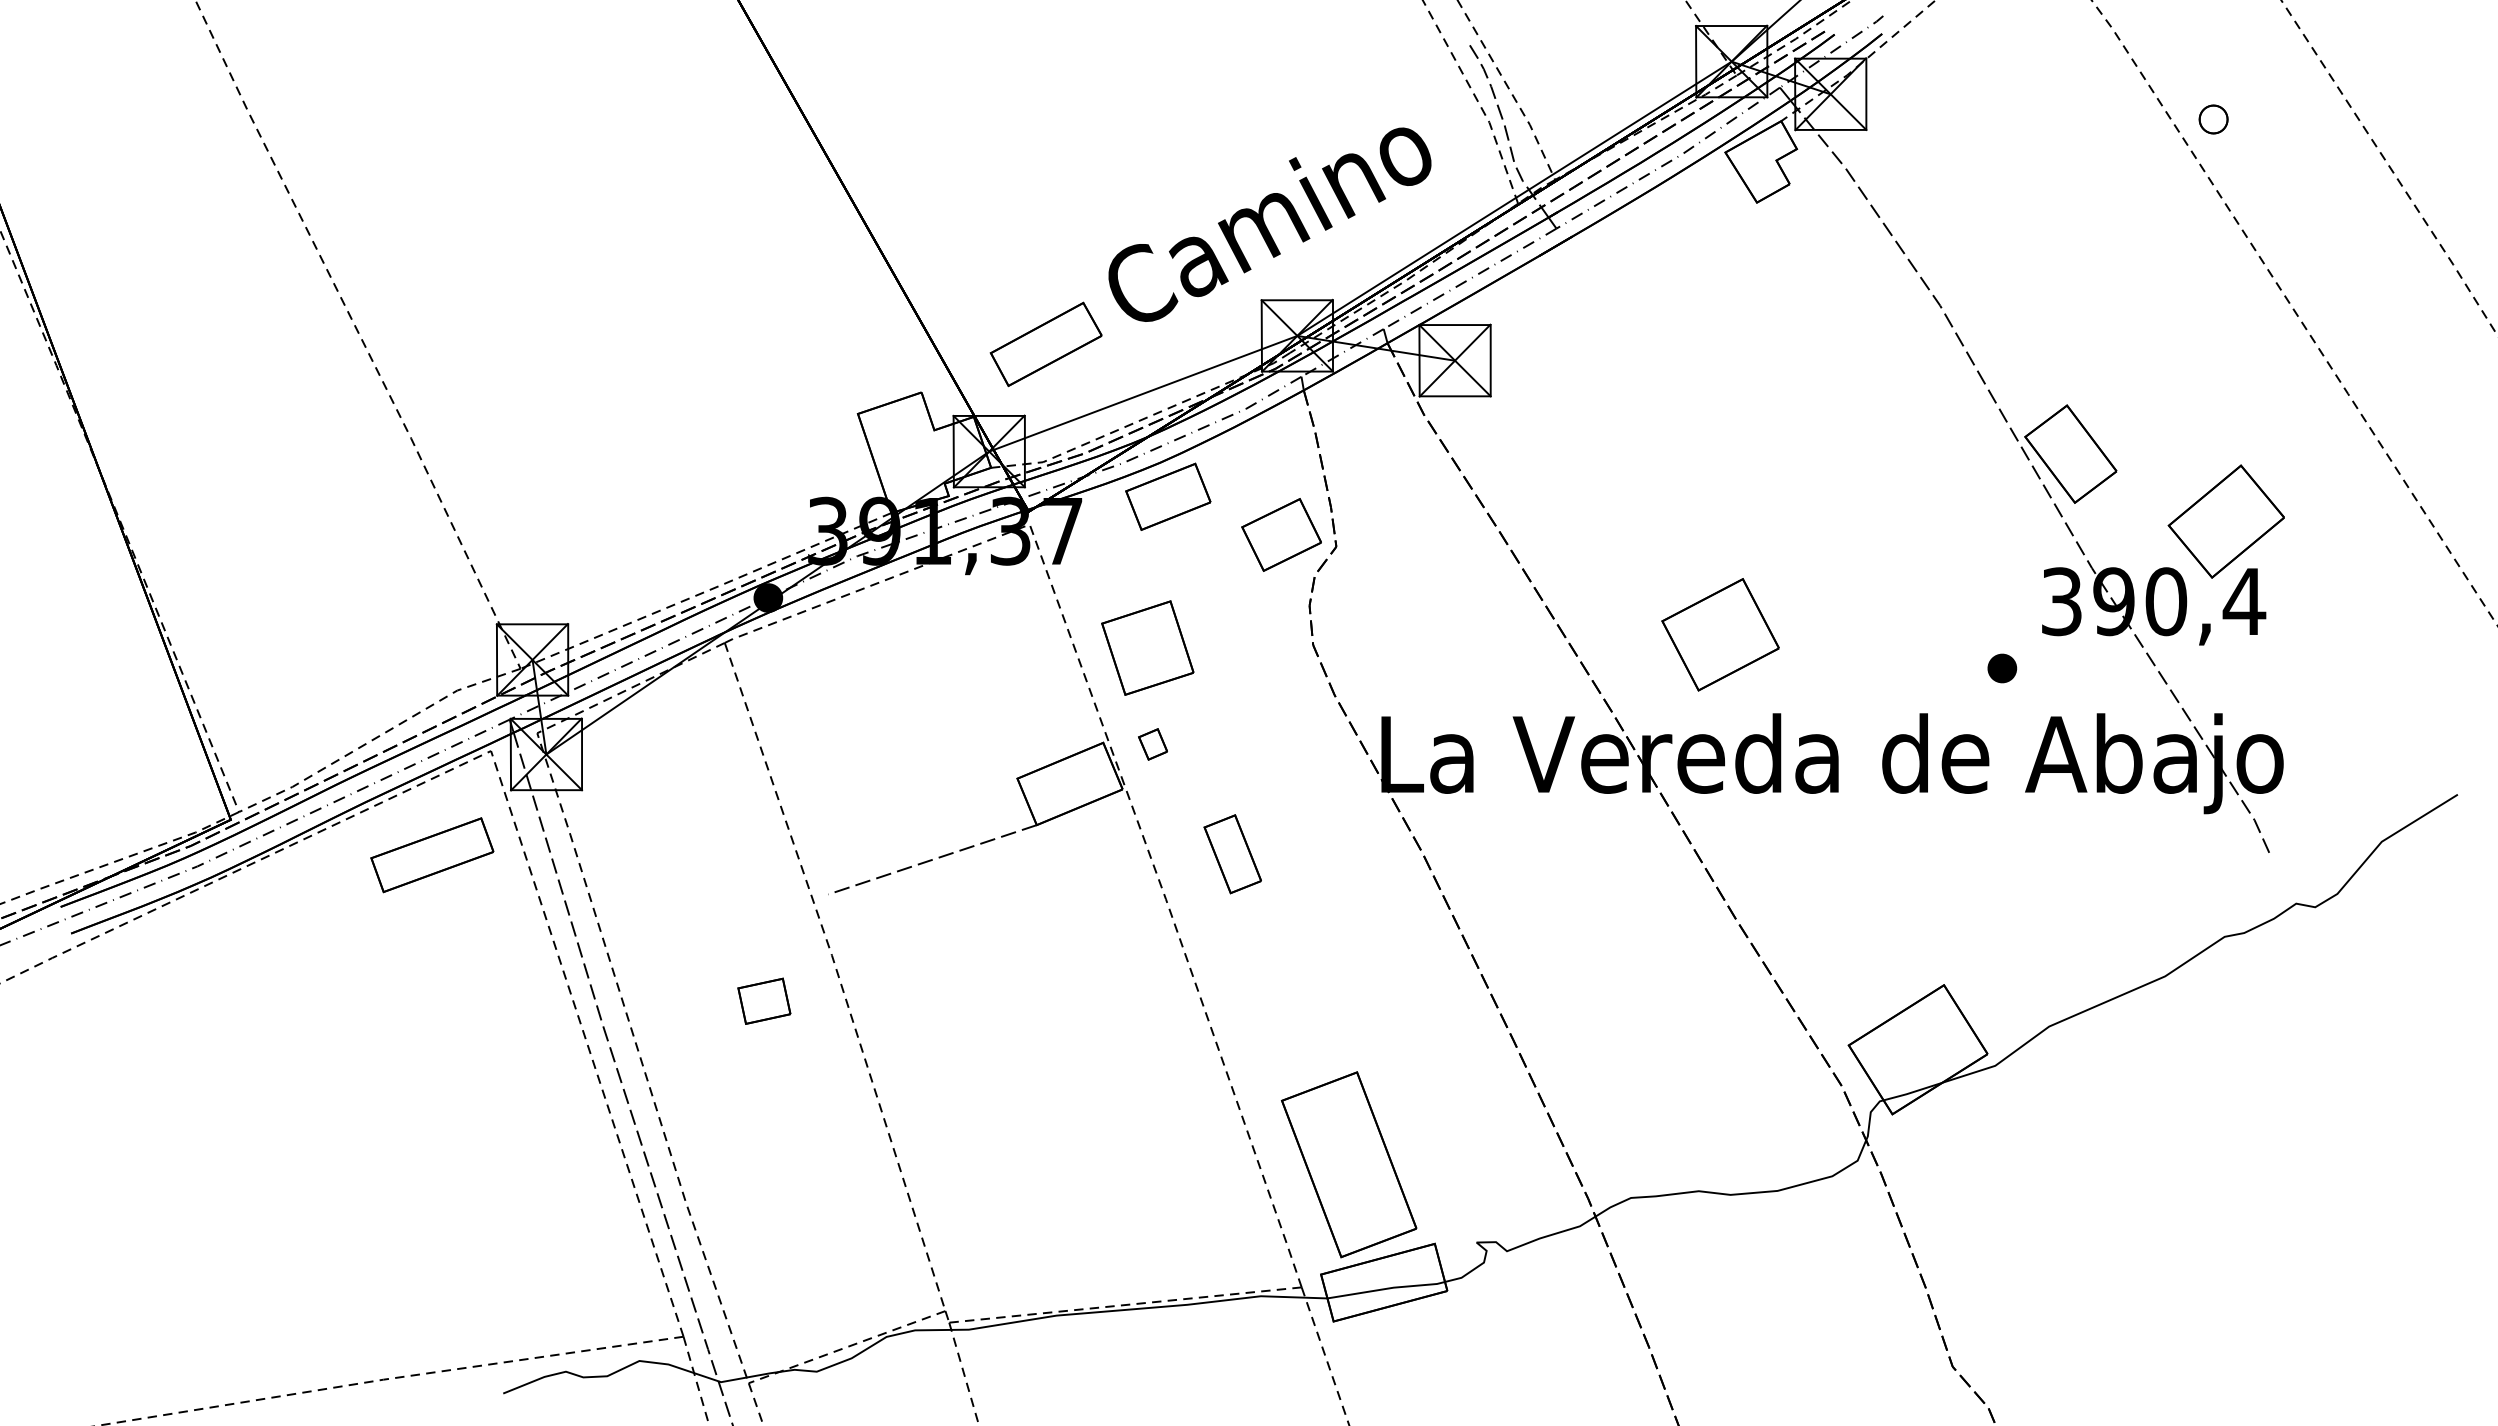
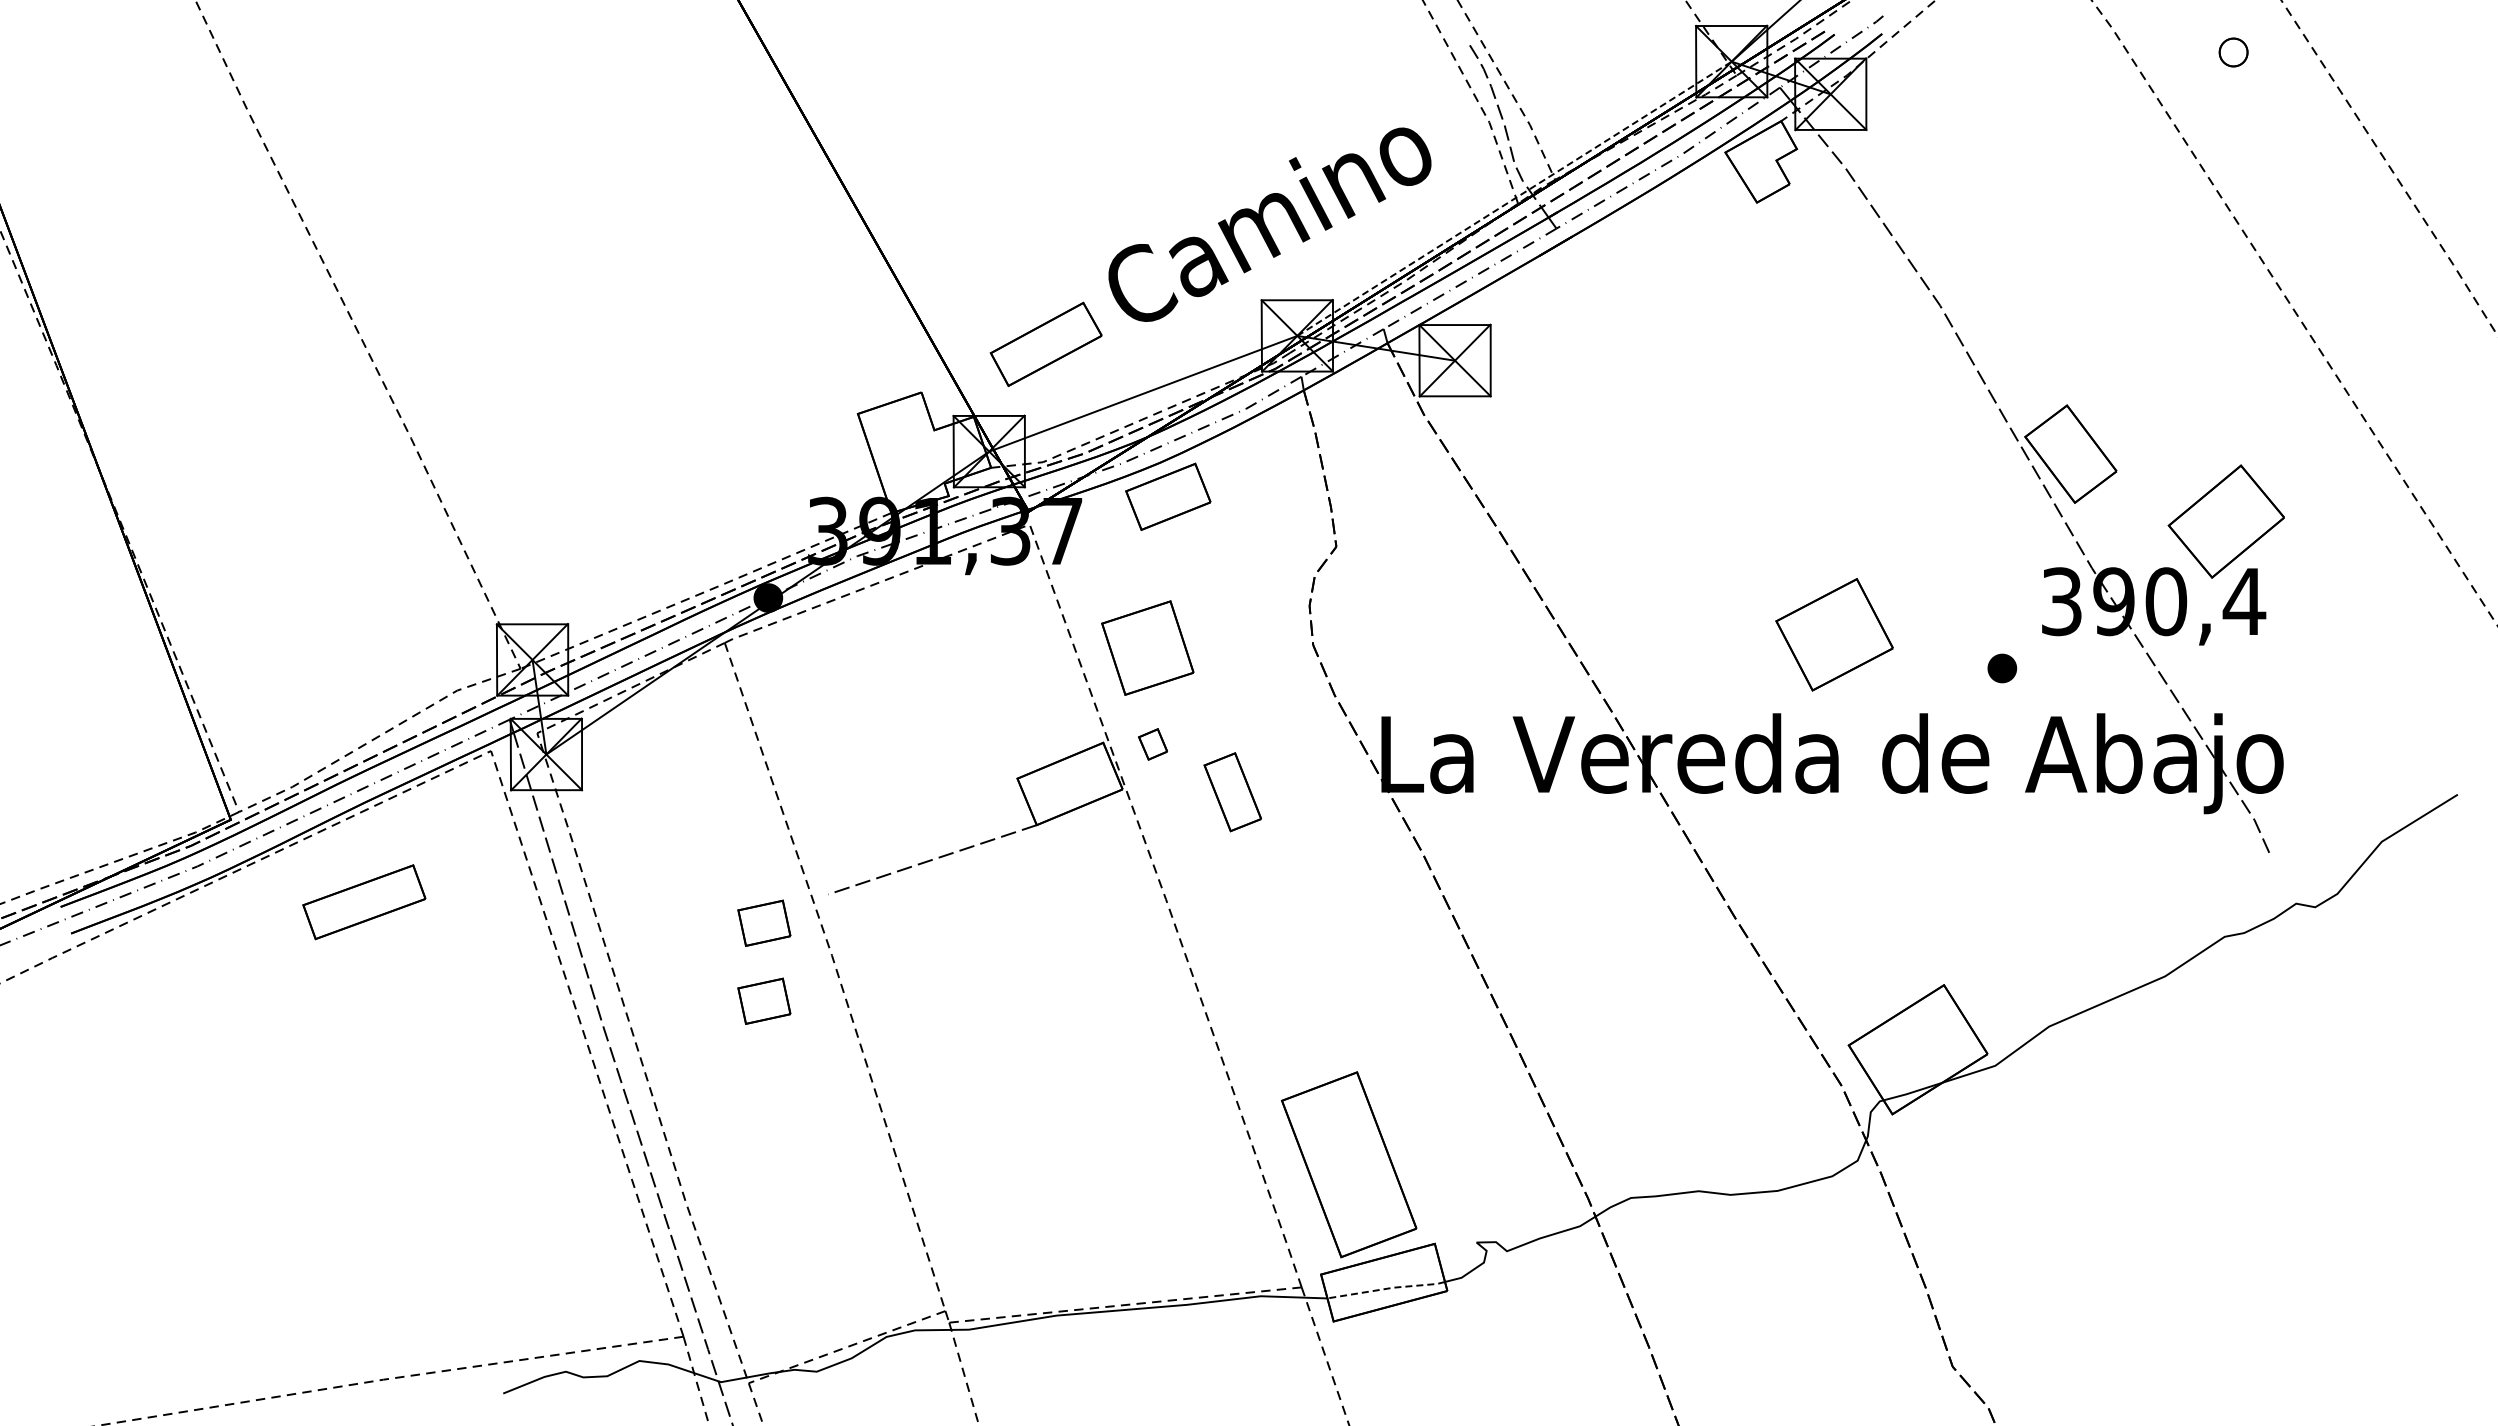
part position: (2213, 119) -> (2233, 52) (2233, 52)
line: solid -> dashed (1514, 198)
part: present -> none (1281, 534)
part position: (1720, 634) -> (1834, 634) (1834, 634)
part position: (1232, 854) -> (1232, 792) (1232, 792)
part position: (432, 855) -> (364, 902) (364, 902)
part: none -> present (764, 922)
line: solid -> dashed (1386, 1288)
